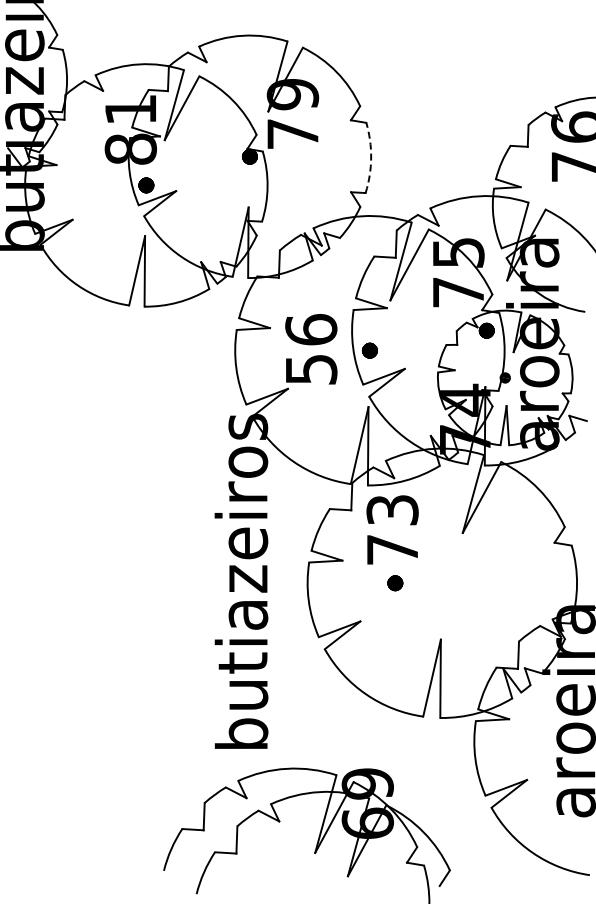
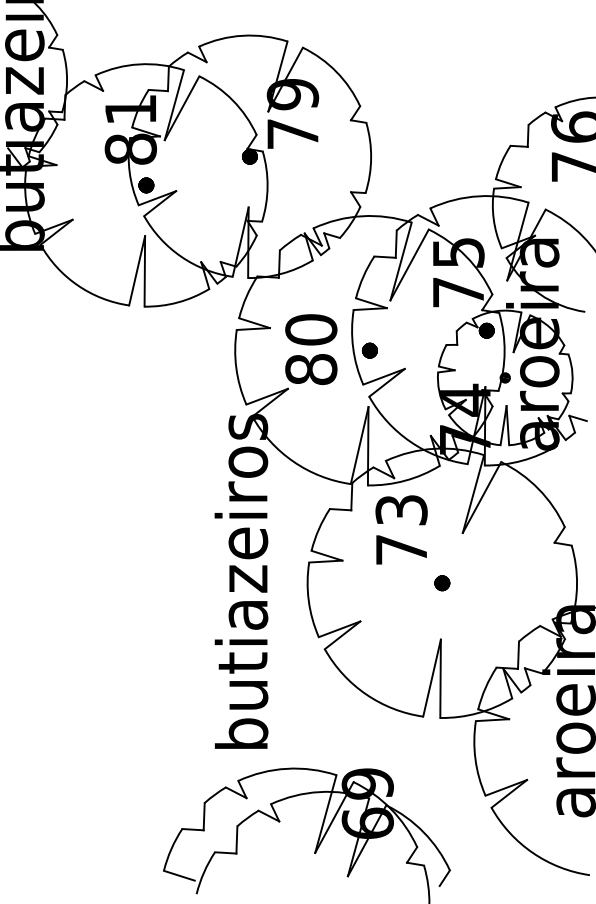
arc: dashed -> solid (371, 158)
text: 56 -> 80 (311, 349)
text position: (392, 529) -> (401, 529) (401, 529)
part position: (395, 583) -> (442, 583) (442, 583)
line: none -> present (178, 875)
